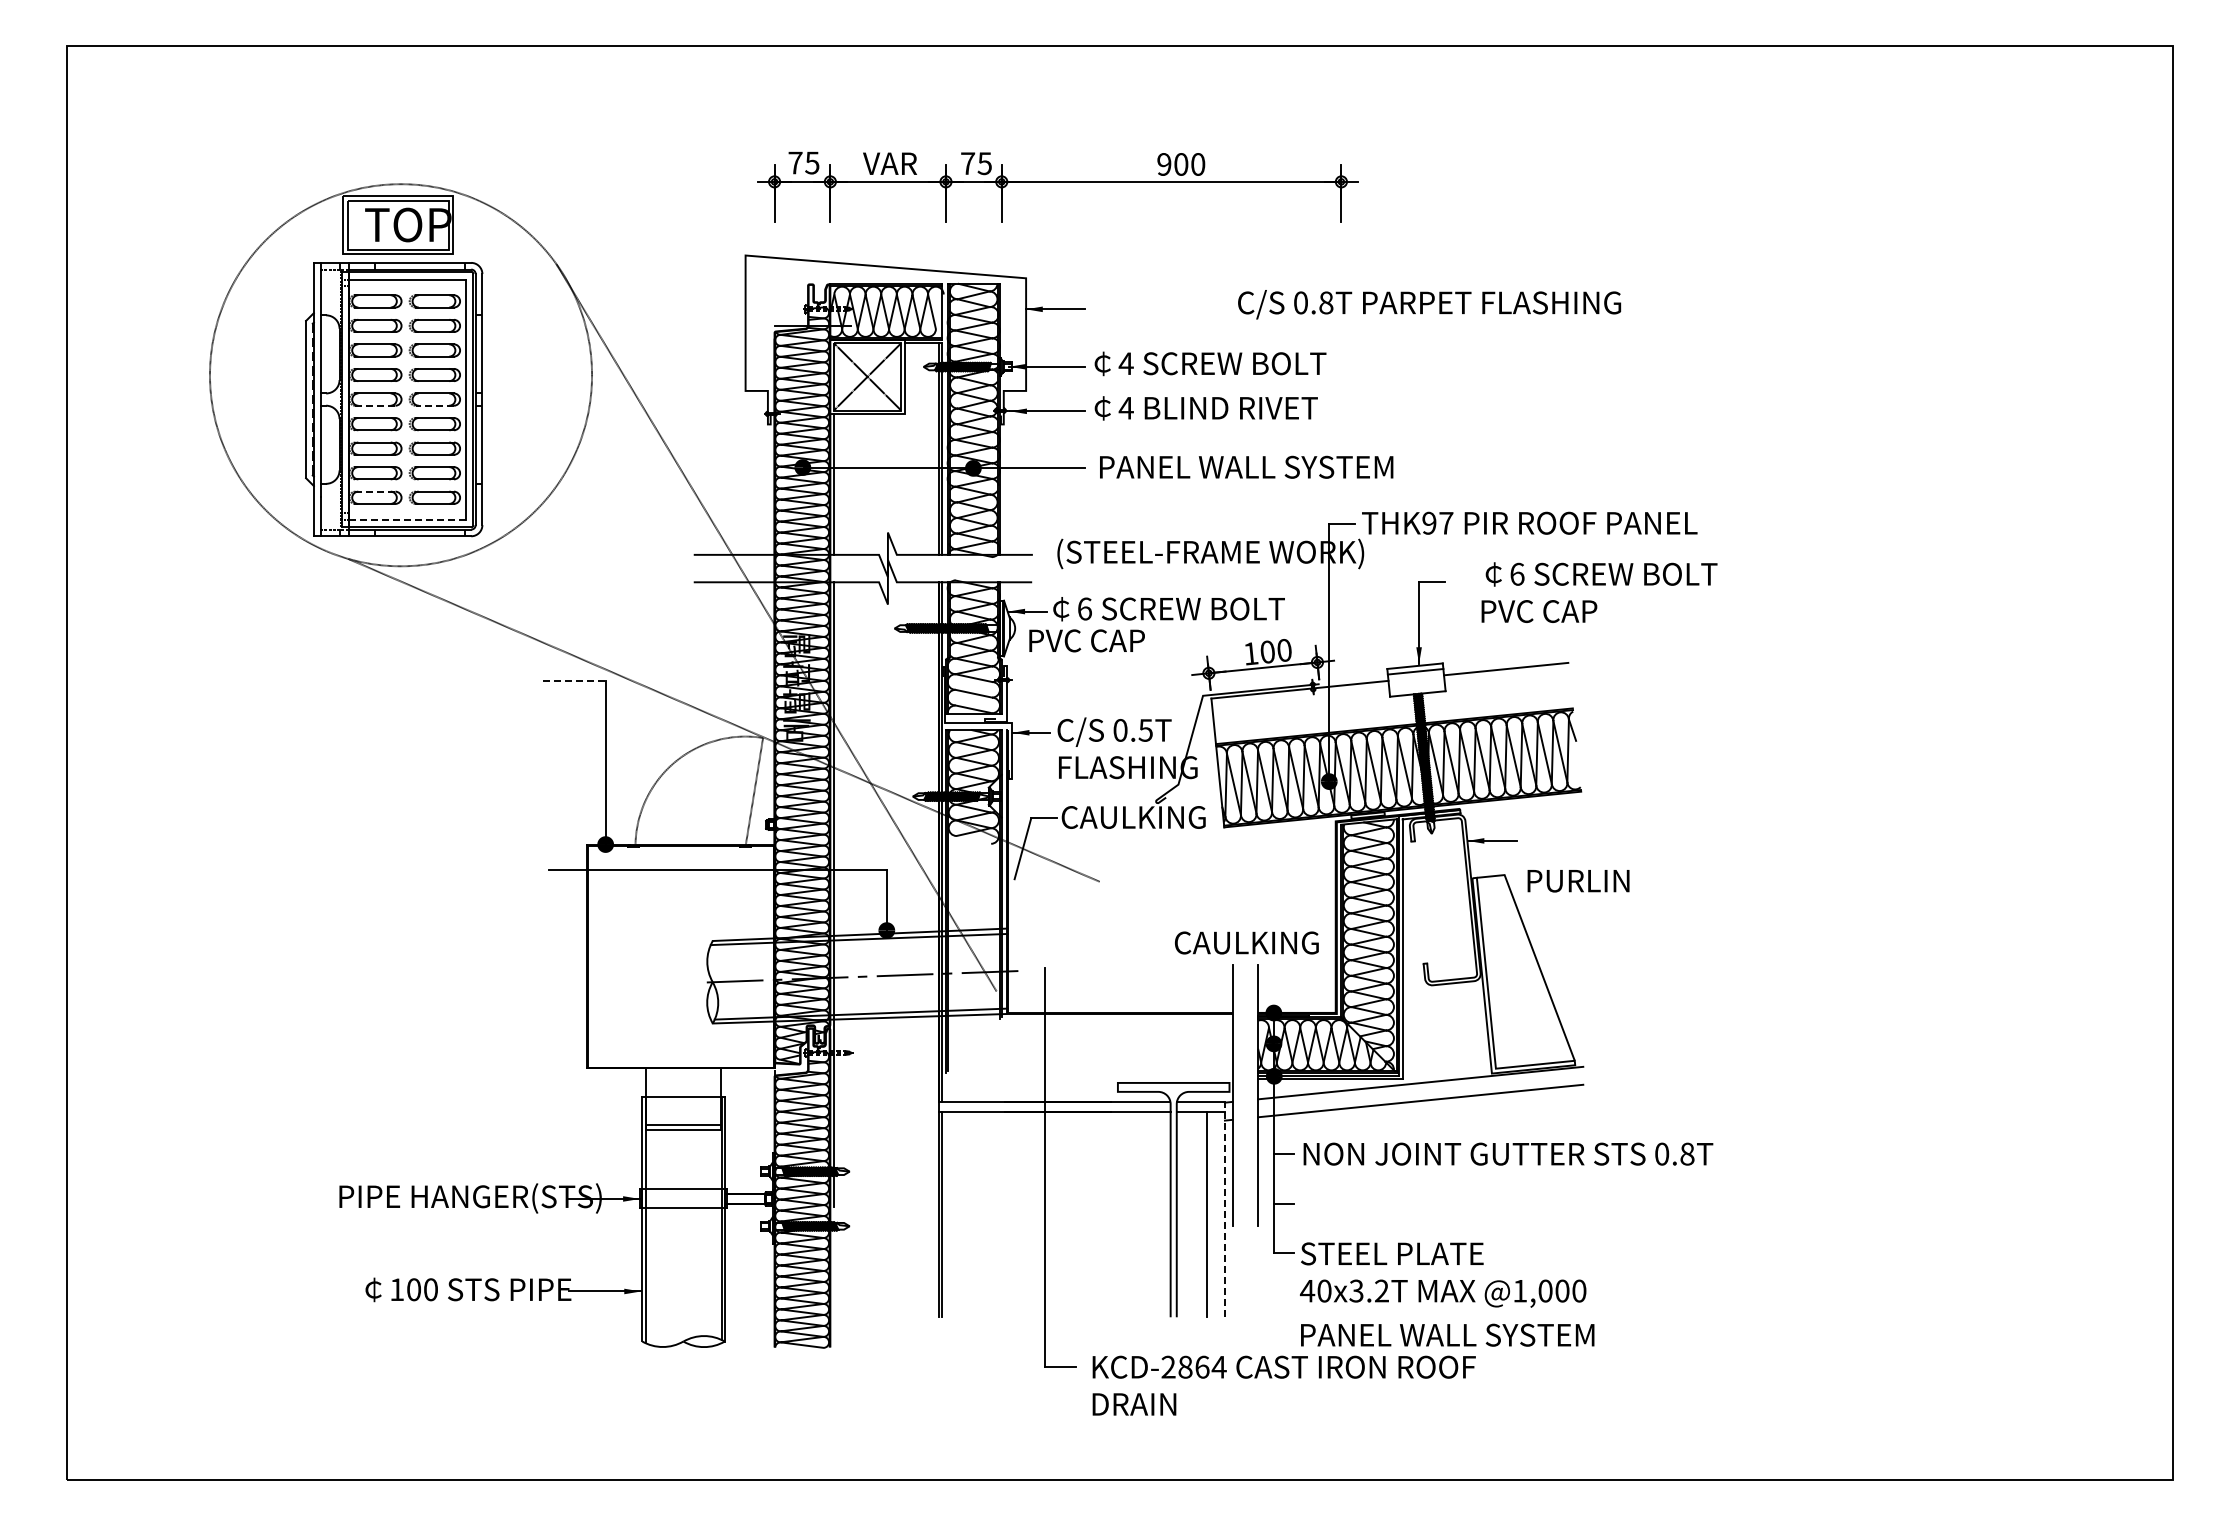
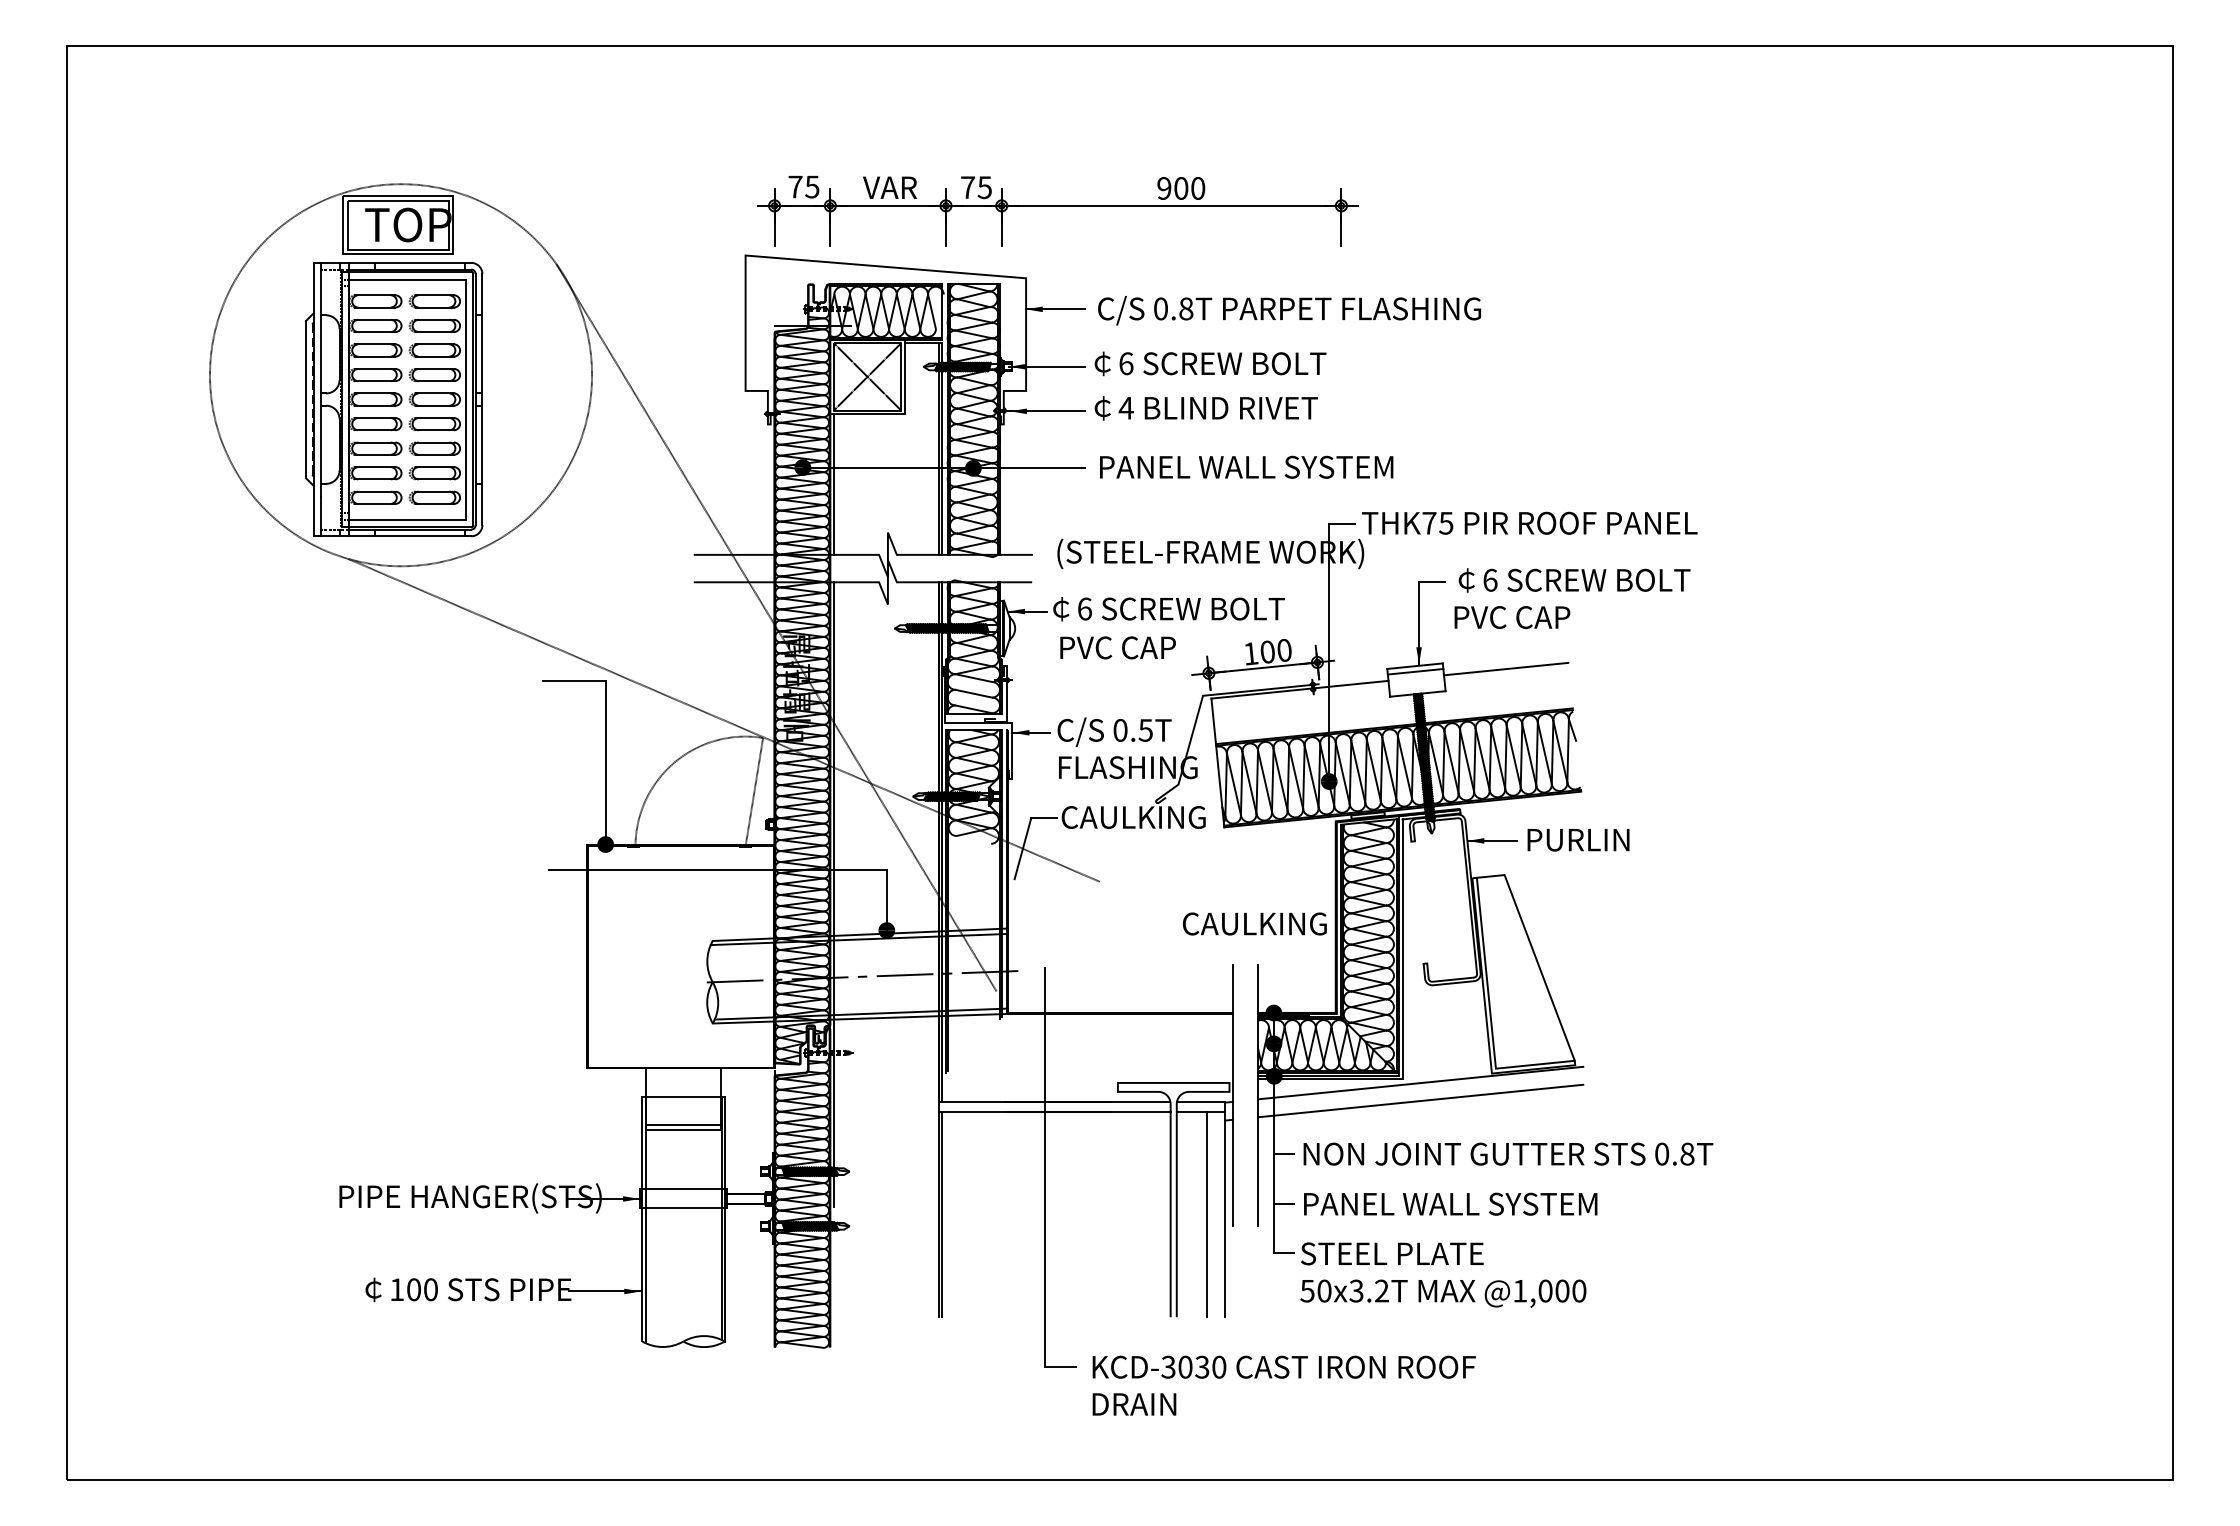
part position: (1057, 187) -> (1057, 211) (1057, 211)
text position: (1429, 304) -> (1289, 310) (1289, 310)
text: 4 -> 6 (1125, 363)
line: dashed -> solid (375, 405)
line: dashed -> solid (434, 405)
line: dashed -> solid (375, 491)
line: dashed -> solid (407, 519)
text: THK97 -> THK75 (1437, 522)
text position: (1599, 592) -> (1572, 598) (1572, 598)
text position: (1086, 640) -> (1117, 647) (1117, 647)
line: dashed -> solid (574, 680)
text position: (1578, 881) -> (1578, 840) (1578, 840)
text position: (1246, 942) -> (1254, 923) (1254, 923)
line: dashed -> solid (1224, 1209)
text: 40x3.2T -> 50x3.2T (1307, 1291)
text position: (1447, 1334) -> (1450, 1203) (1450, 1203)
text: KCD-2864 -> KCD-3030 (1193, 1366)
